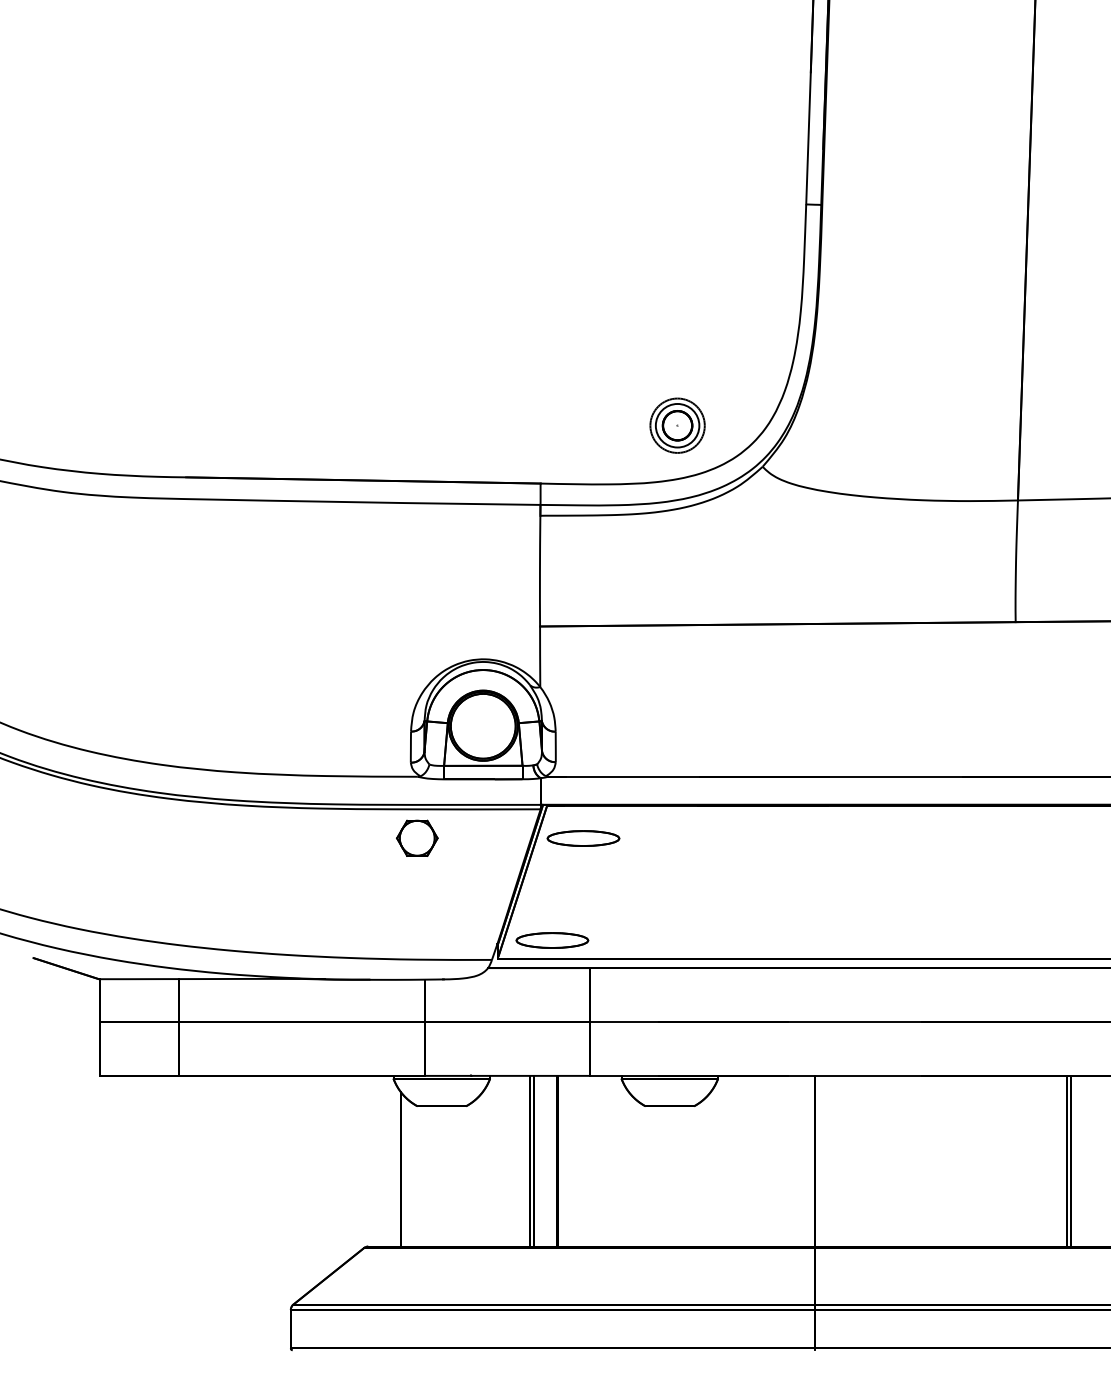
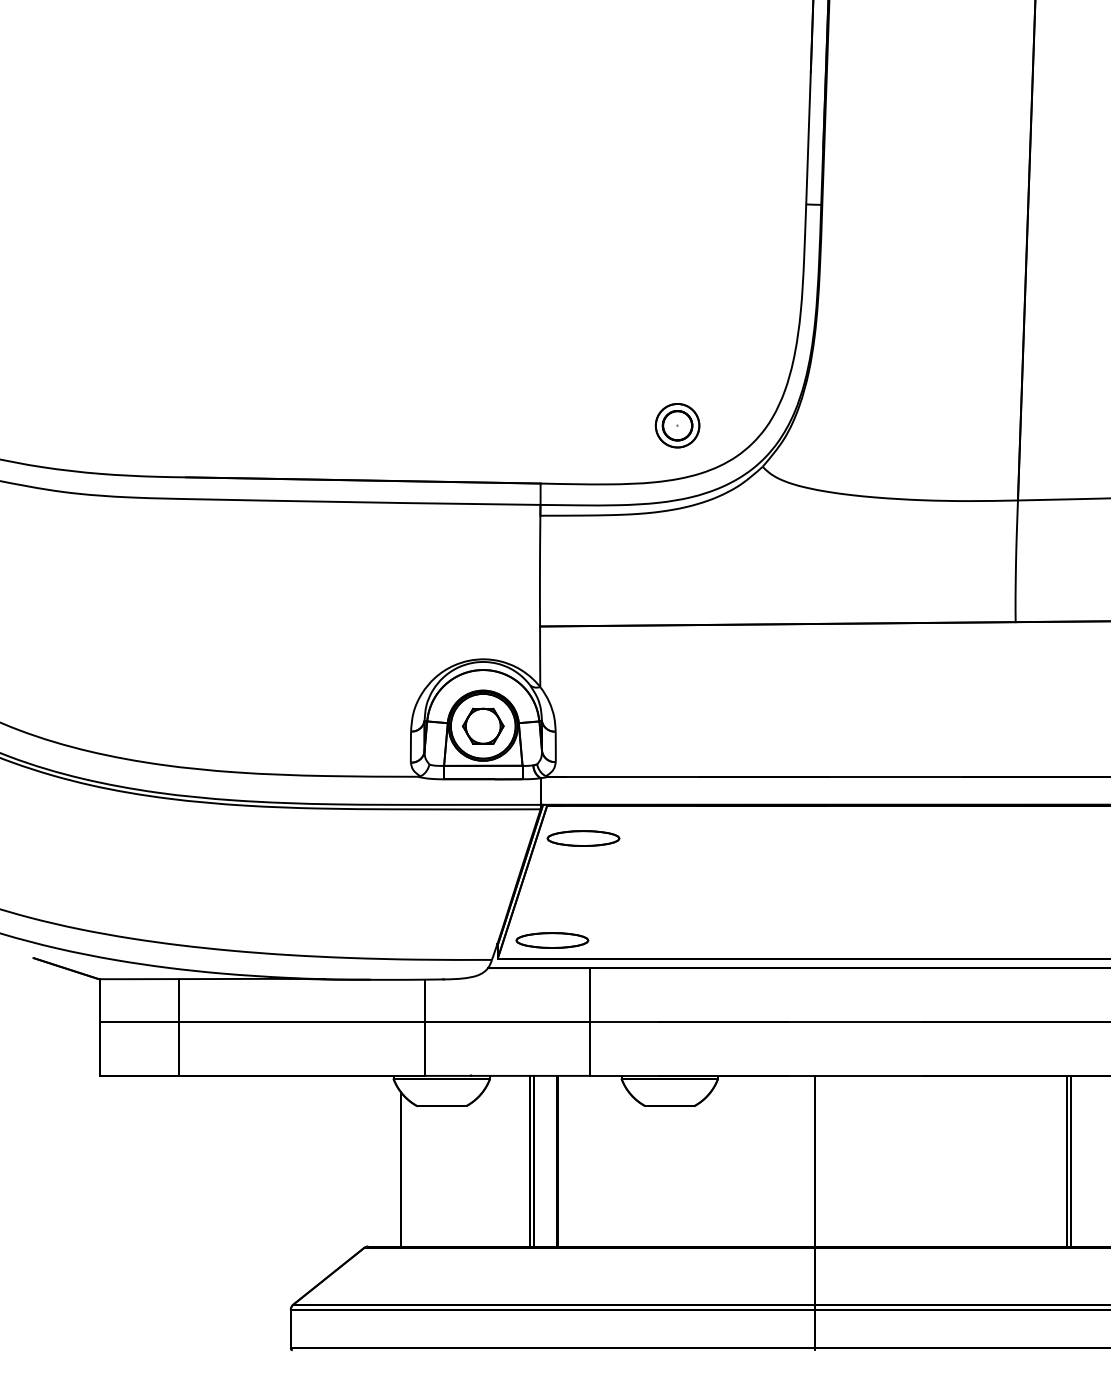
circle diameter: 54 px -> 44 px (677, 425)
part position: (417, 837) -> (483, 725) (483, 725)
